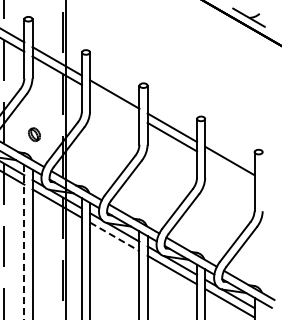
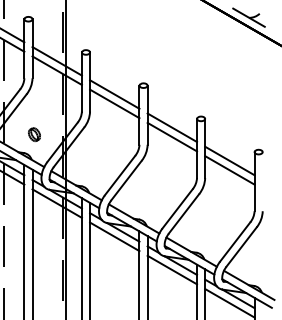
line: none -> present (114, 103)
line: none -> present (229, 170)
line: dashed -> solid (114, 236)
line: dashed -> solid (24, 242)
